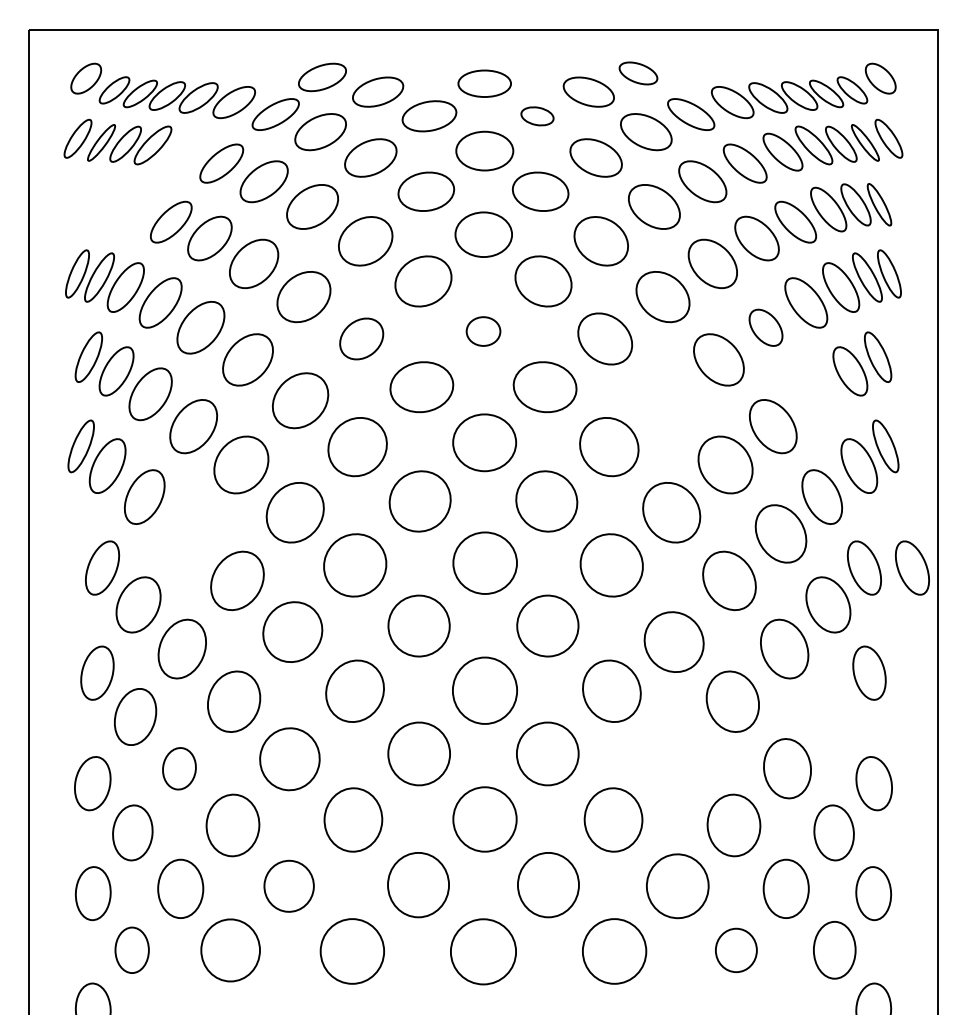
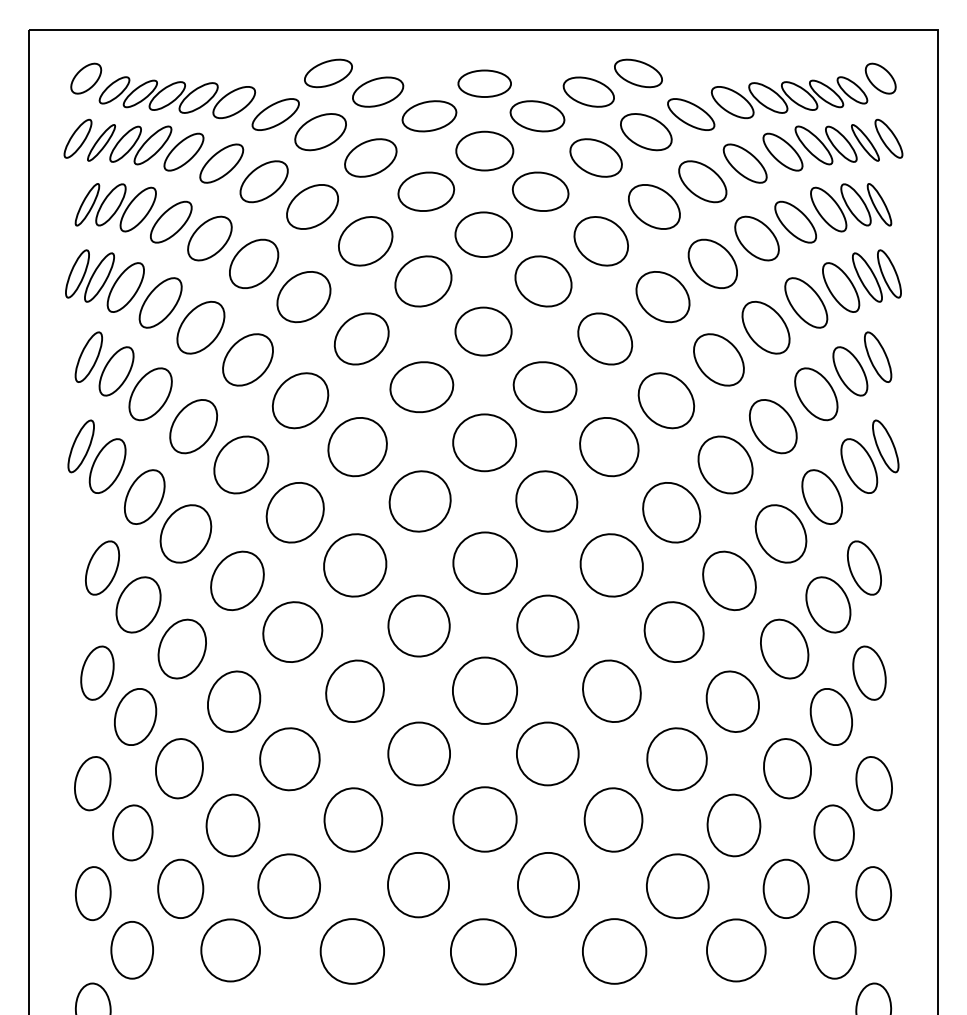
part size: 41x25 px -> 49x31 px (638, 73)
part position: (322, 77) -> (328, 73) (328, 73)
part size: 35x21 px -> 57x33 px (537, 116)
part: none -> present (183, 151)
part: none -> present (115, 207)
part size: 36x39 px -> 50x54 px (765, 327)
part size: 37x31 px -> 59x51 px (483, 331)
part size: 46x44 px -> 57x54 px (361, 338)
part: none -> present (816, 394)
part: none -> present (666, 400)
part: none -> present (185, 533)
part: present -> none (911, 567)
part position: (673, 641) -> (673, 631) (673, 631)
part: none -> present (830, 716)
part: none -> present (676, 759)
part size: 35x44 px -> 49x62 px (179, 768)
part size: 52x54 px -> 64x67 px (288, 886)
part size: 36x48 px -> 44x59 px (131, 950)
part size: 43x47 px -> 61x65 px (736, 950)
